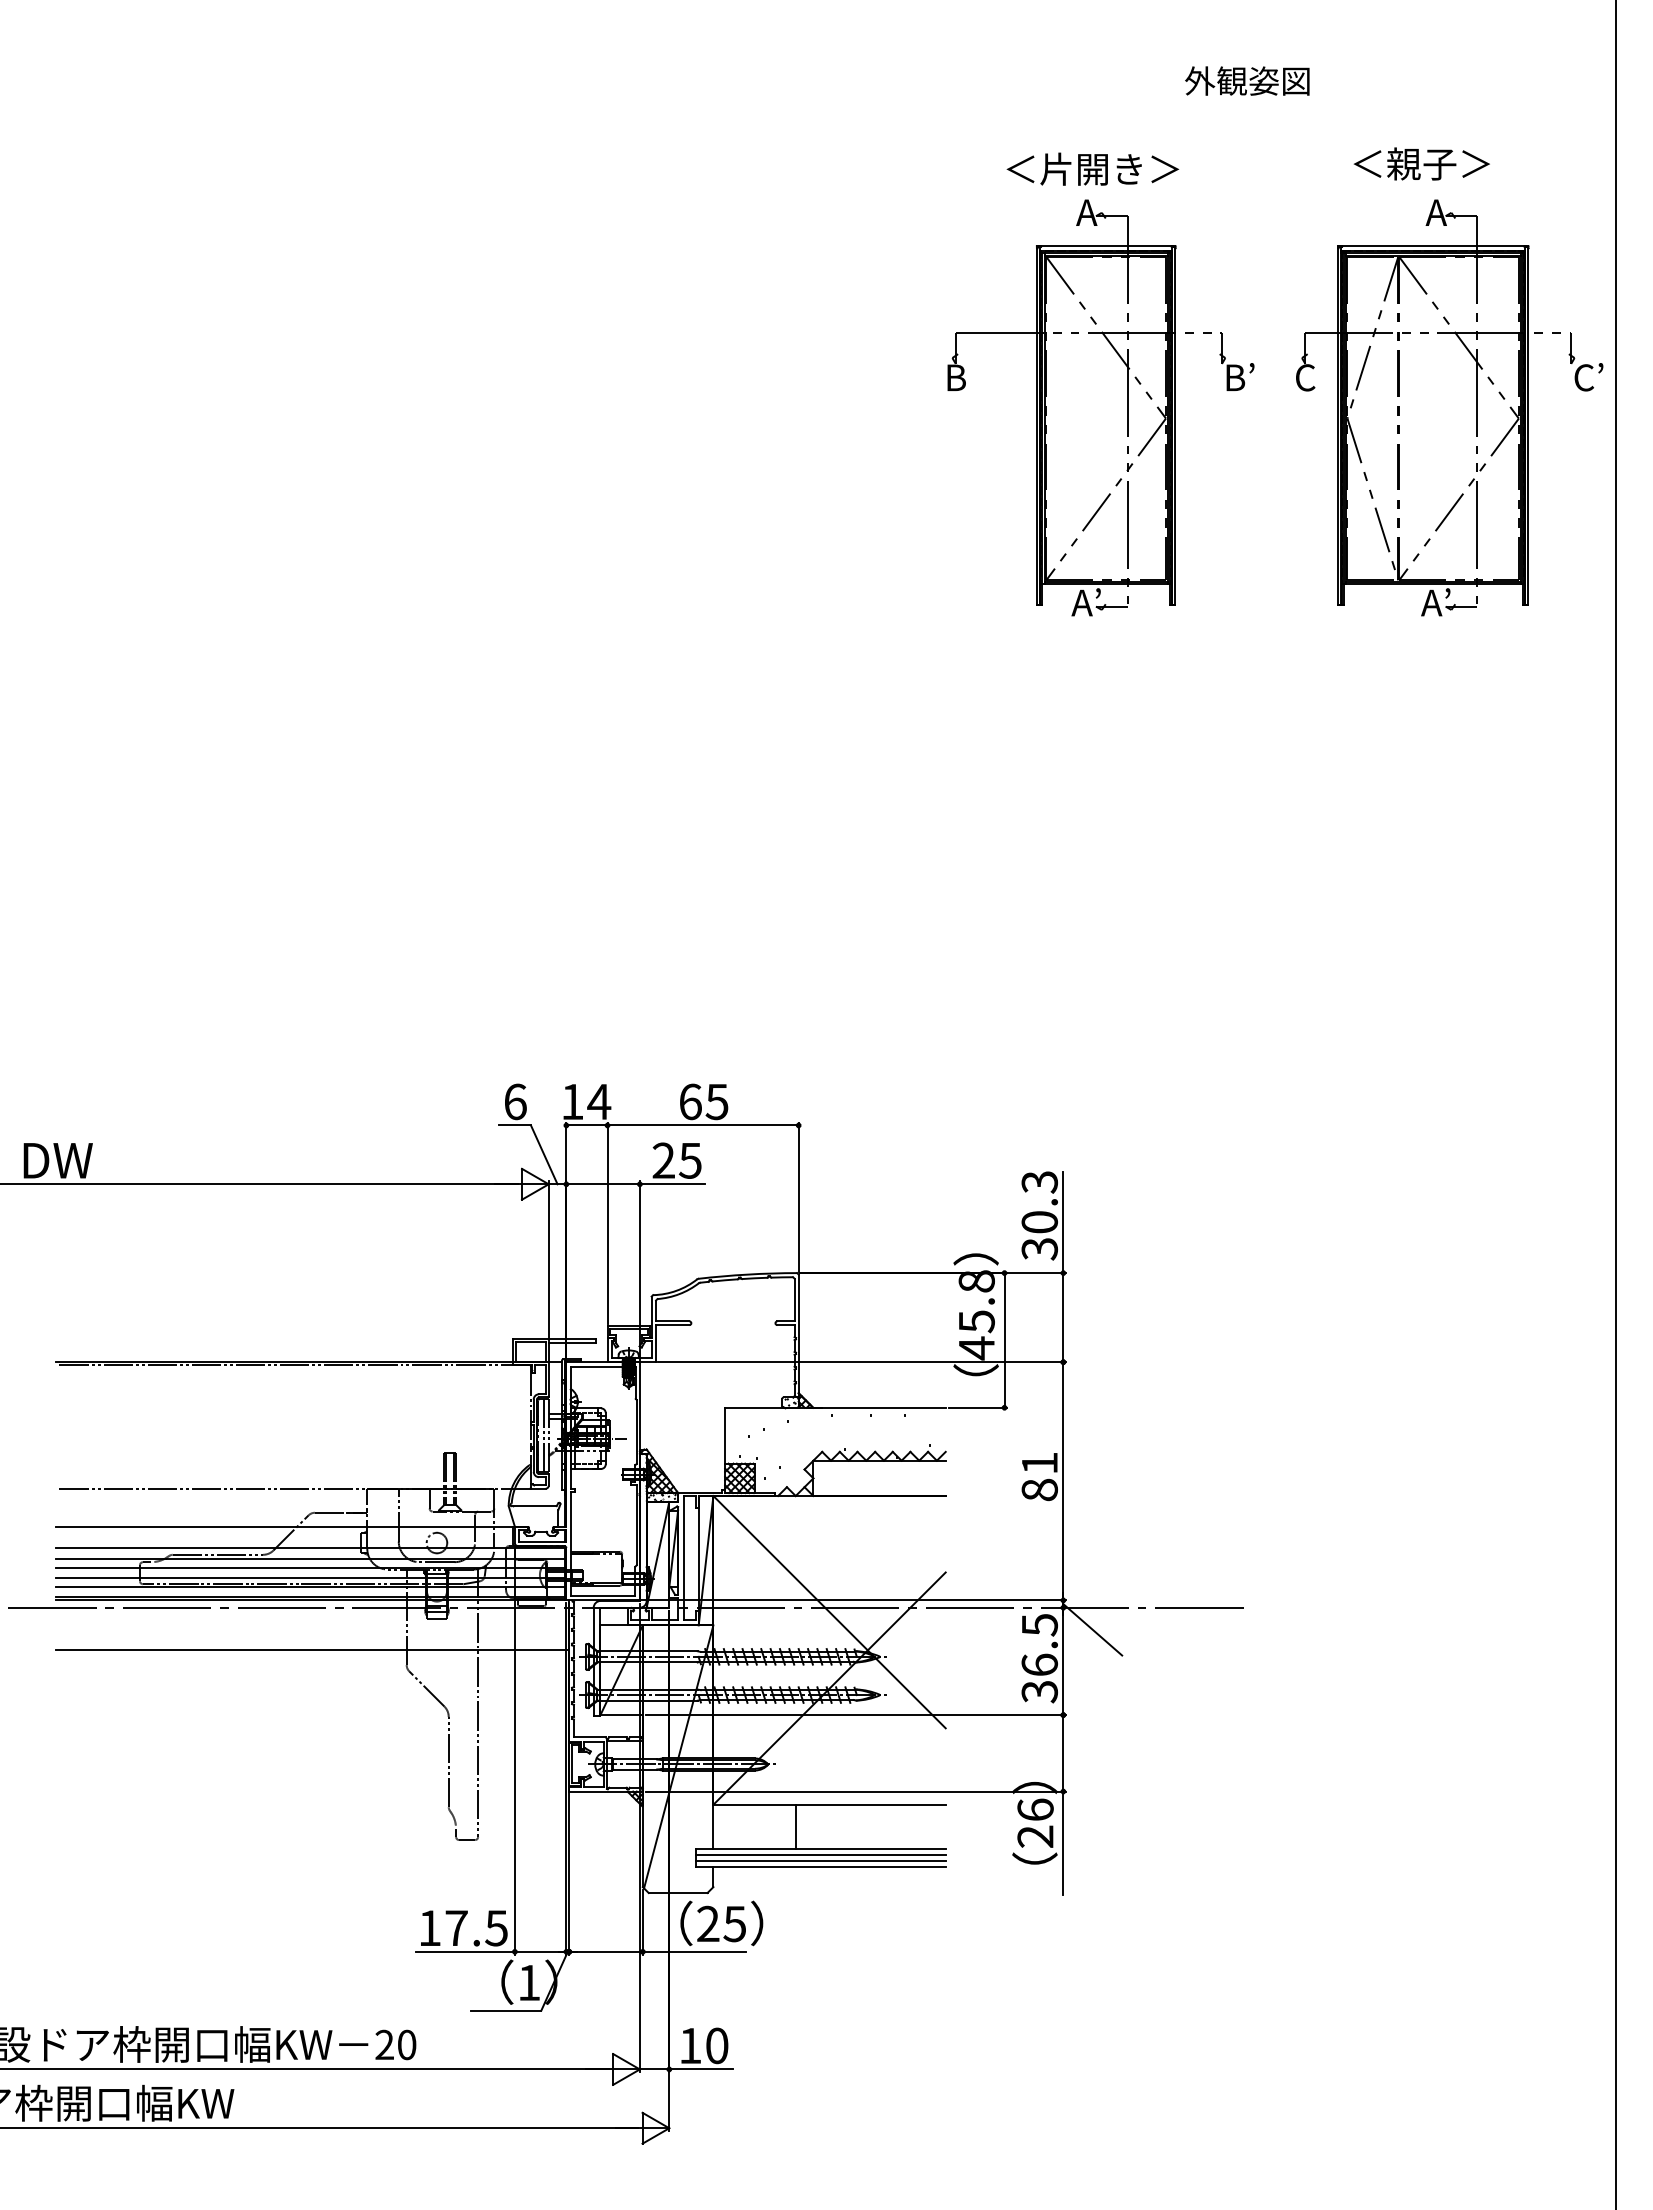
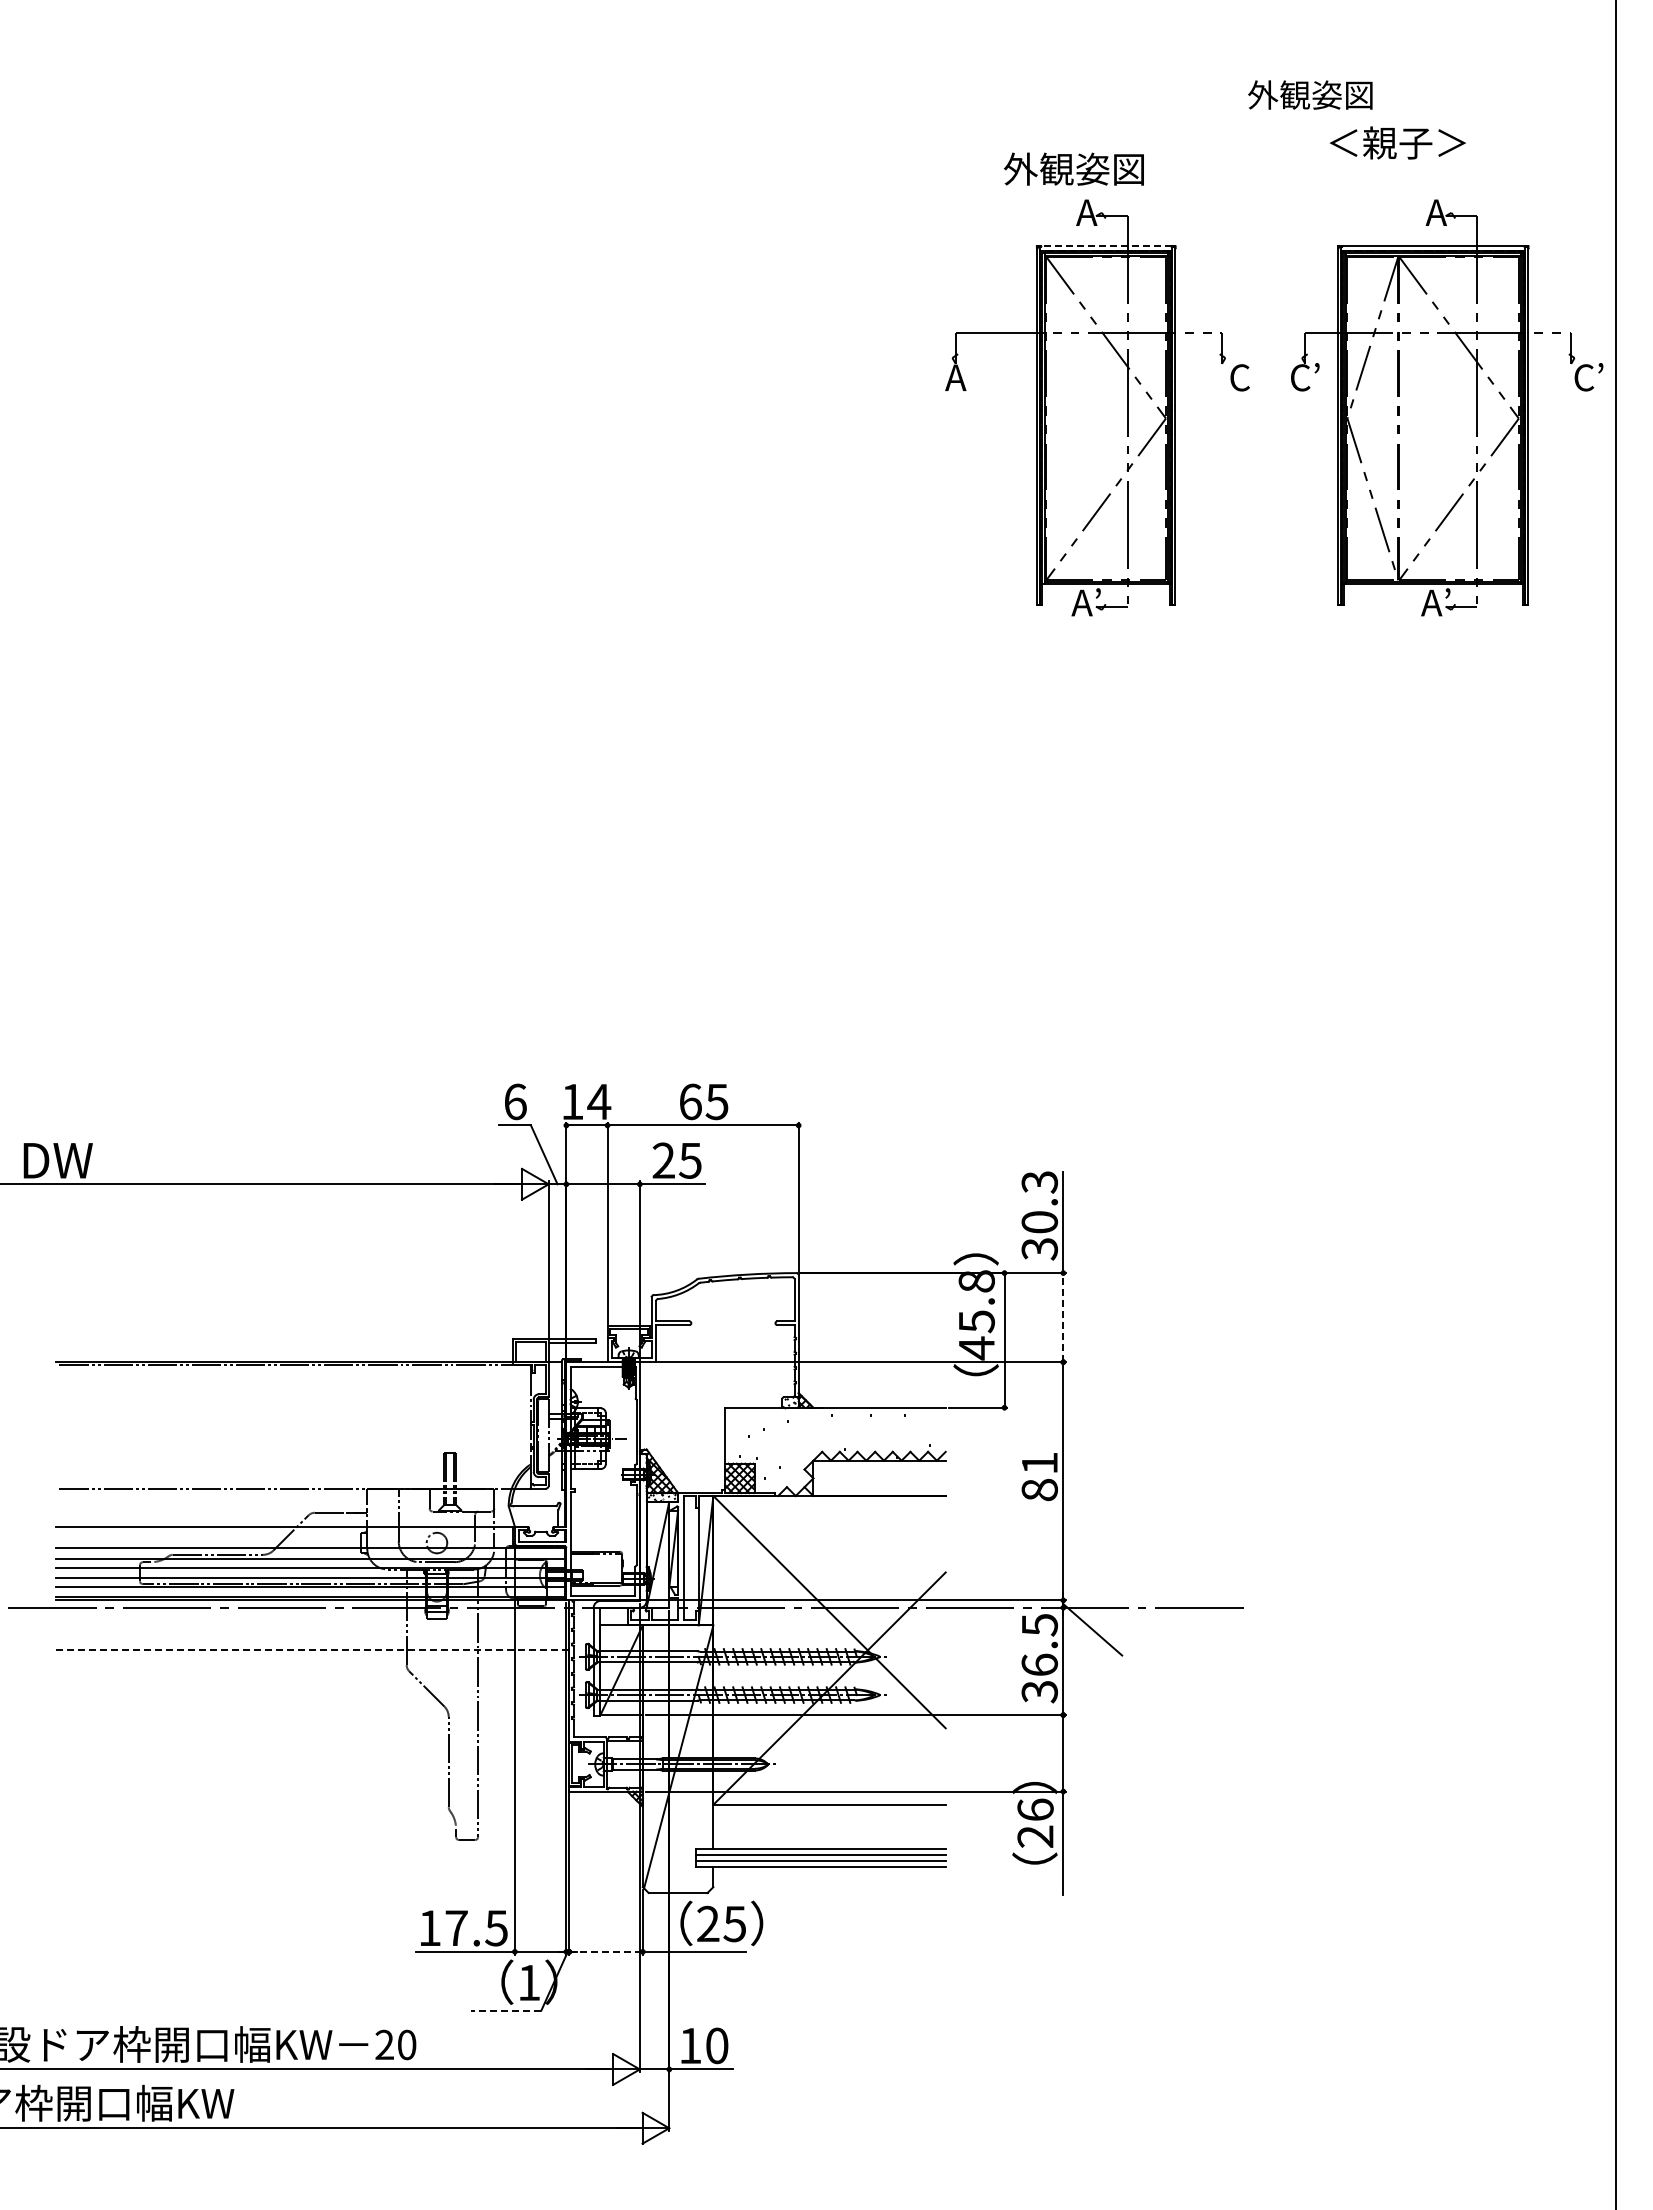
text position: (1247, 80) -> (1310, 94) (1310, 94)
text position: (1421, 163) -> (1397, 142) (1397, 142)
text: ＜片開き＞ -> 外観姿図 (1091, 168)
line: solid -> dashed (1106, 246)
text: B -> A (955, 377)
text: B’ -> C (1240, 377)
text: C -> C’ (1305, 377)
line: solid -> dashed (1063, 1317)
line: present -> none (544, 1435)
line: solid -> dashed (312, 1649)
line: present -> none (795, 1826)
line: solid -> dashed (606, 1951)
line: solid -> dashed (505, 2010)
